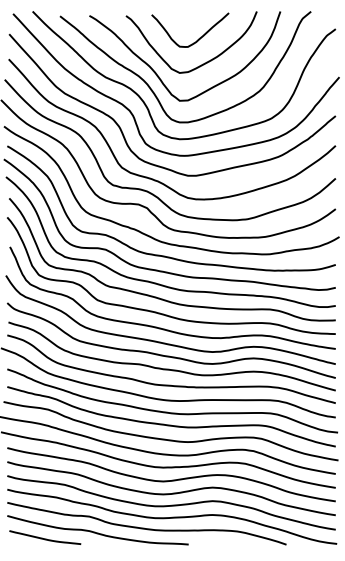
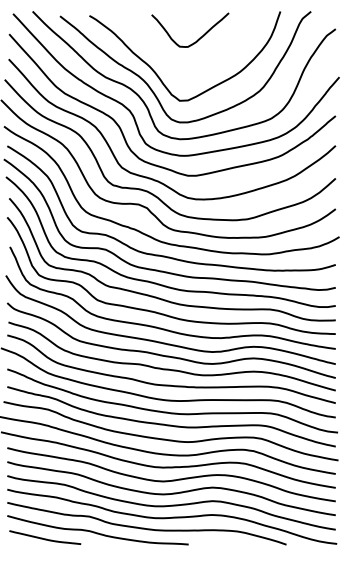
curve: present -> none (204, 62)
